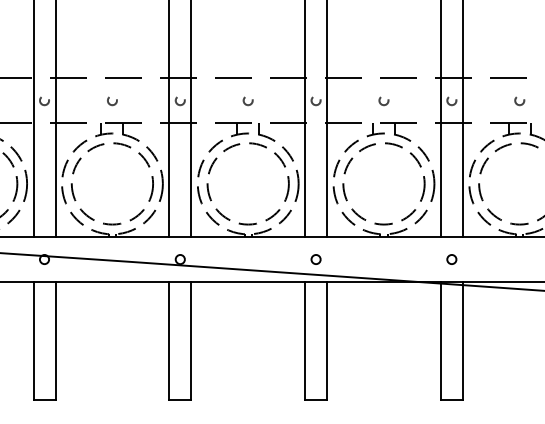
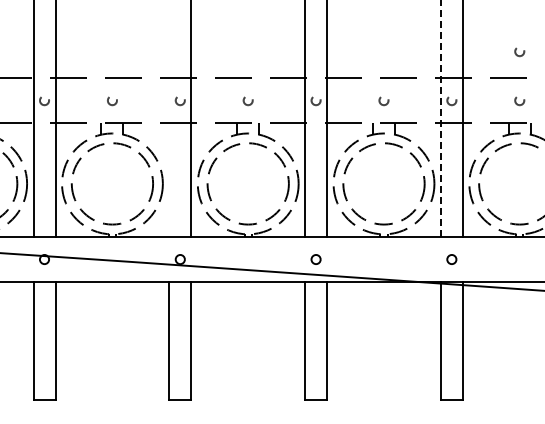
circle: none -> present (519, 52)
line: solid -> dashed (440, 118)
line: present -> none (169, 119)
